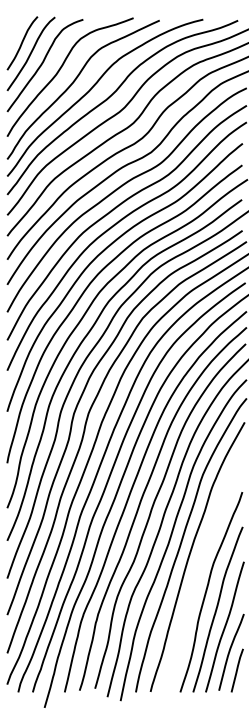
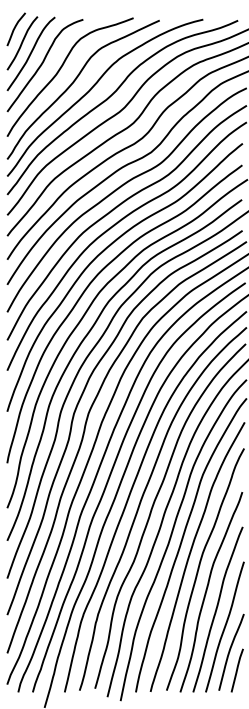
curve: none -> present (15, 28)
curve: none -> present (199, 569)
